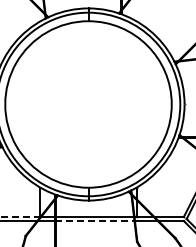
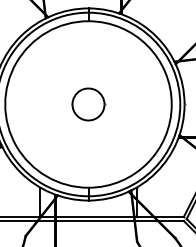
part: none -> present (88, 104)
line: dashed -> solid (20, 216)
line: dashed -> solid (95, 221)
